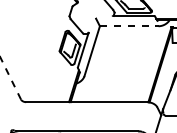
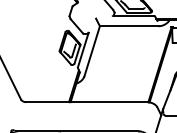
line: dashed -> solid (129, 26)
line: dashed -> solid (10, 78)
